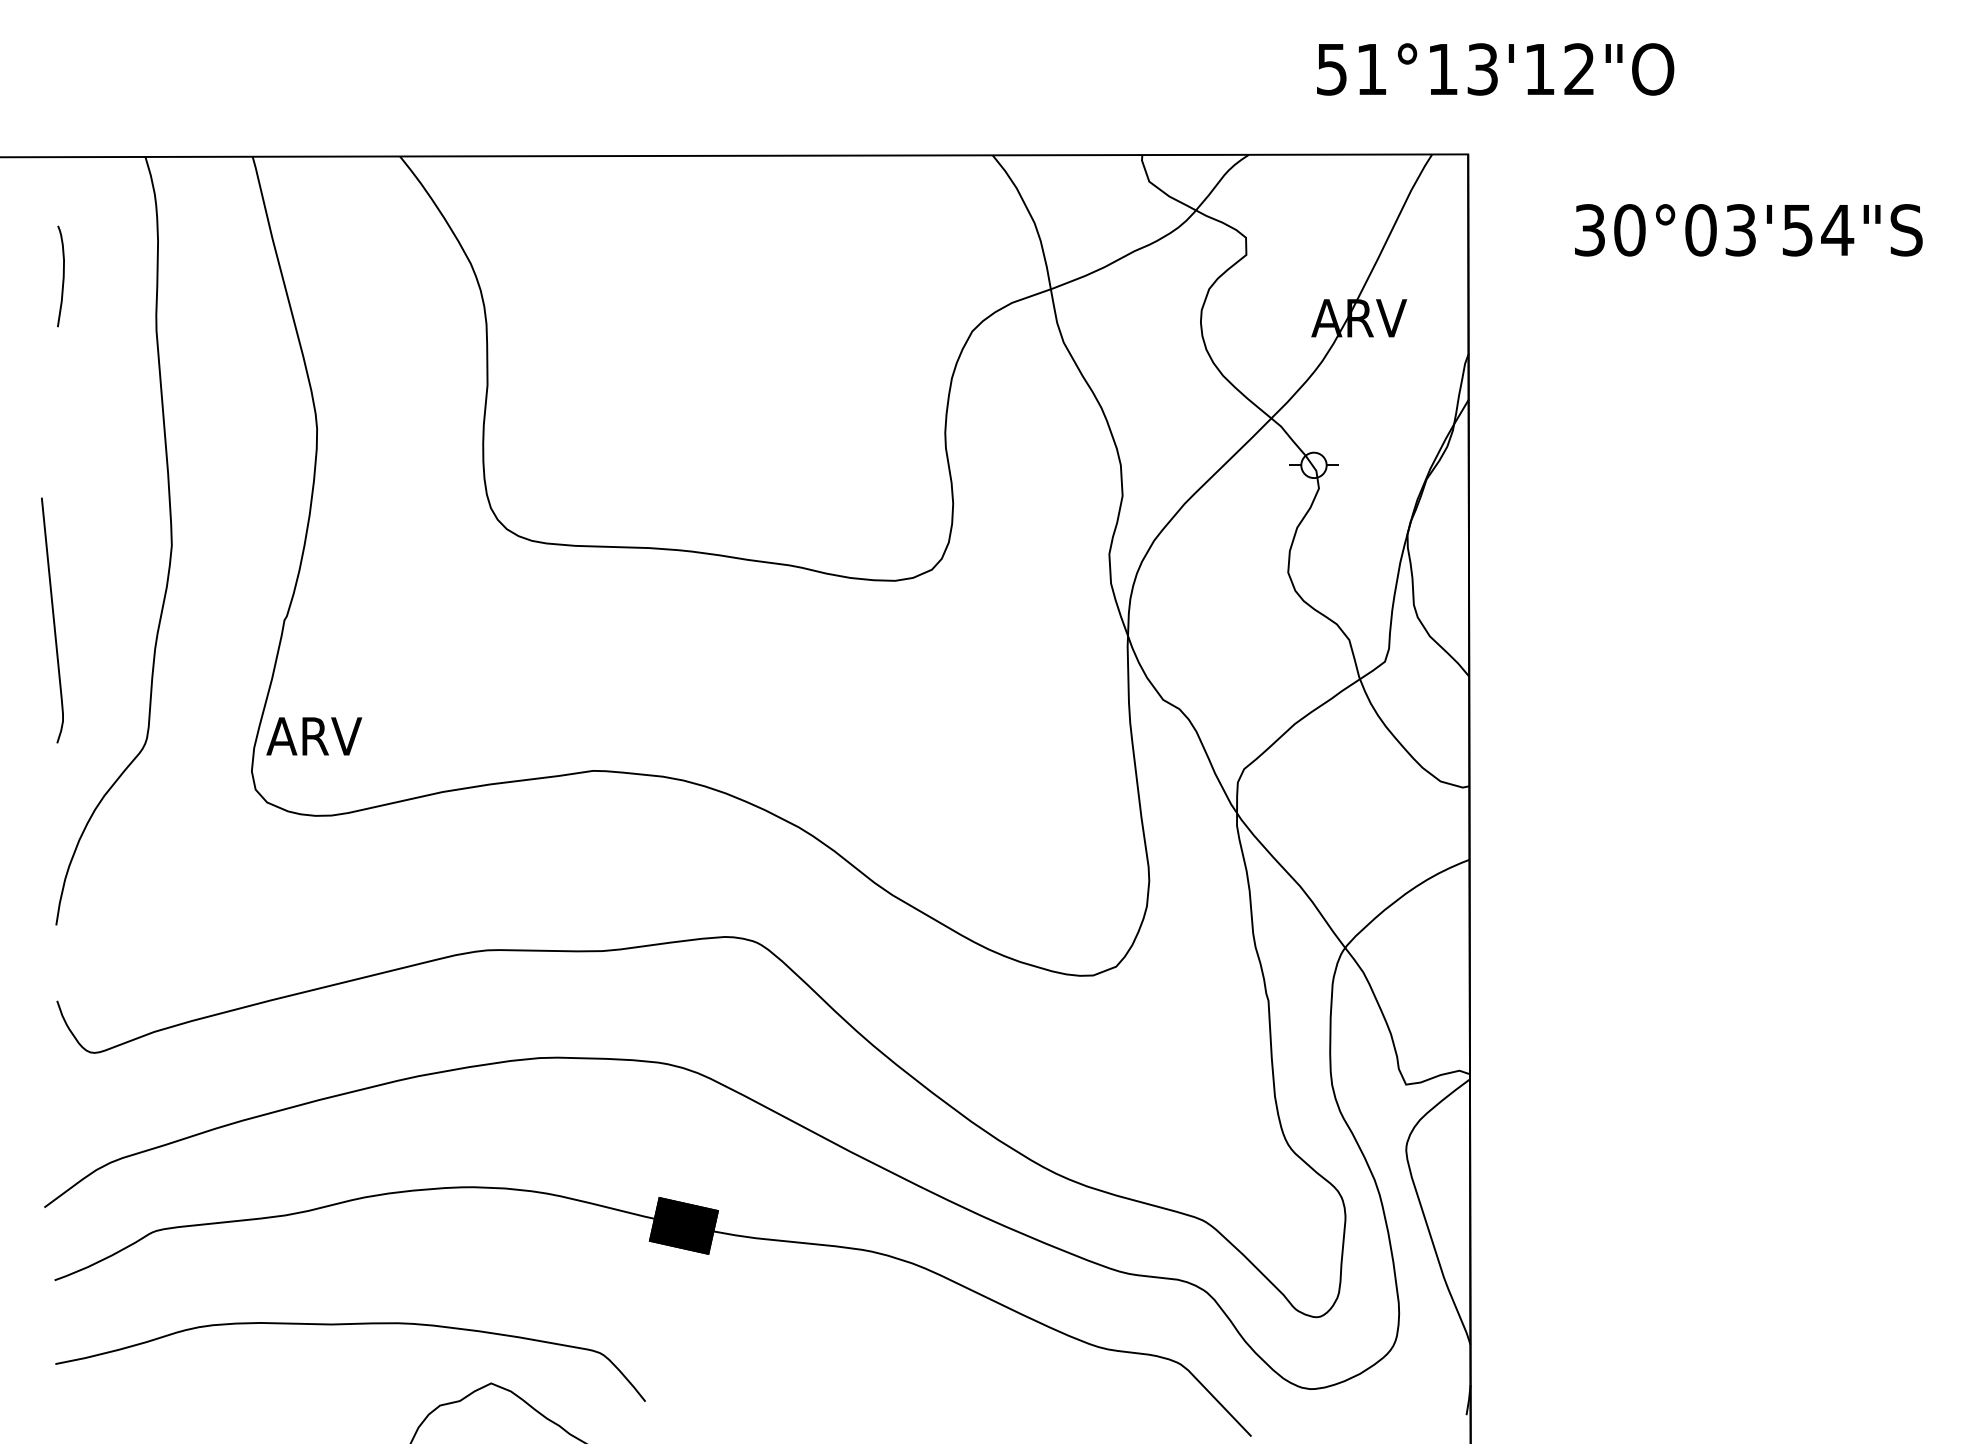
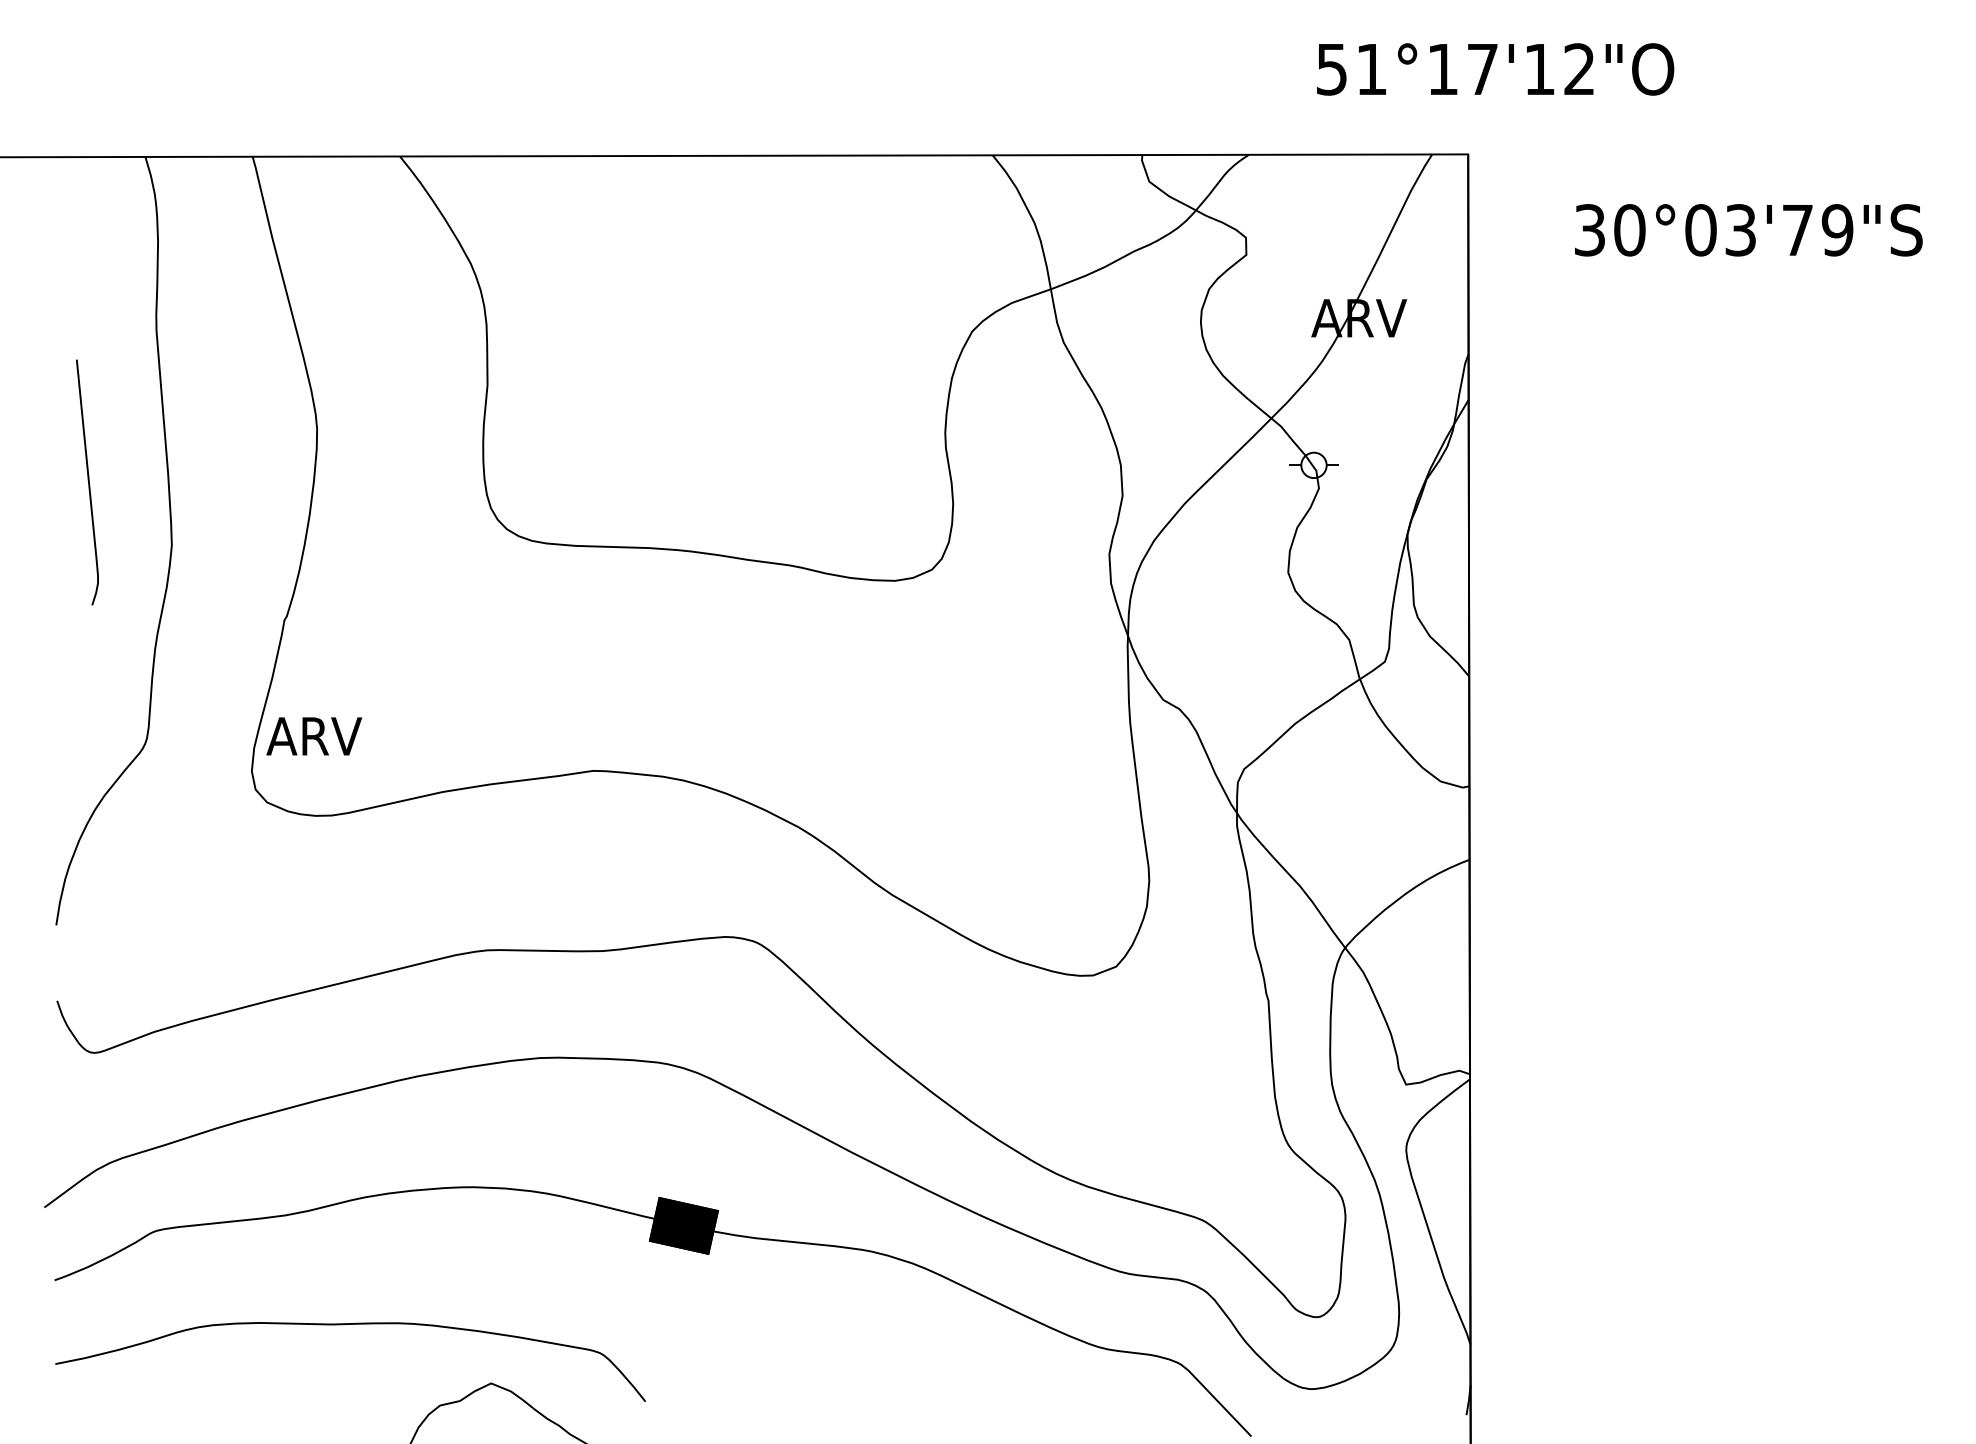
text: 51°13'12"O -> 51°17'12"O (1482, 69)
text: 30°03'54"S -> 30°03'79"S (1818, 230)
curve: present -> none (62, 276)
curve position: (53, 620) -> (88, 482) (88, 482)
